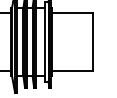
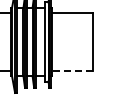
line: solid -> dashed (72, 70)
